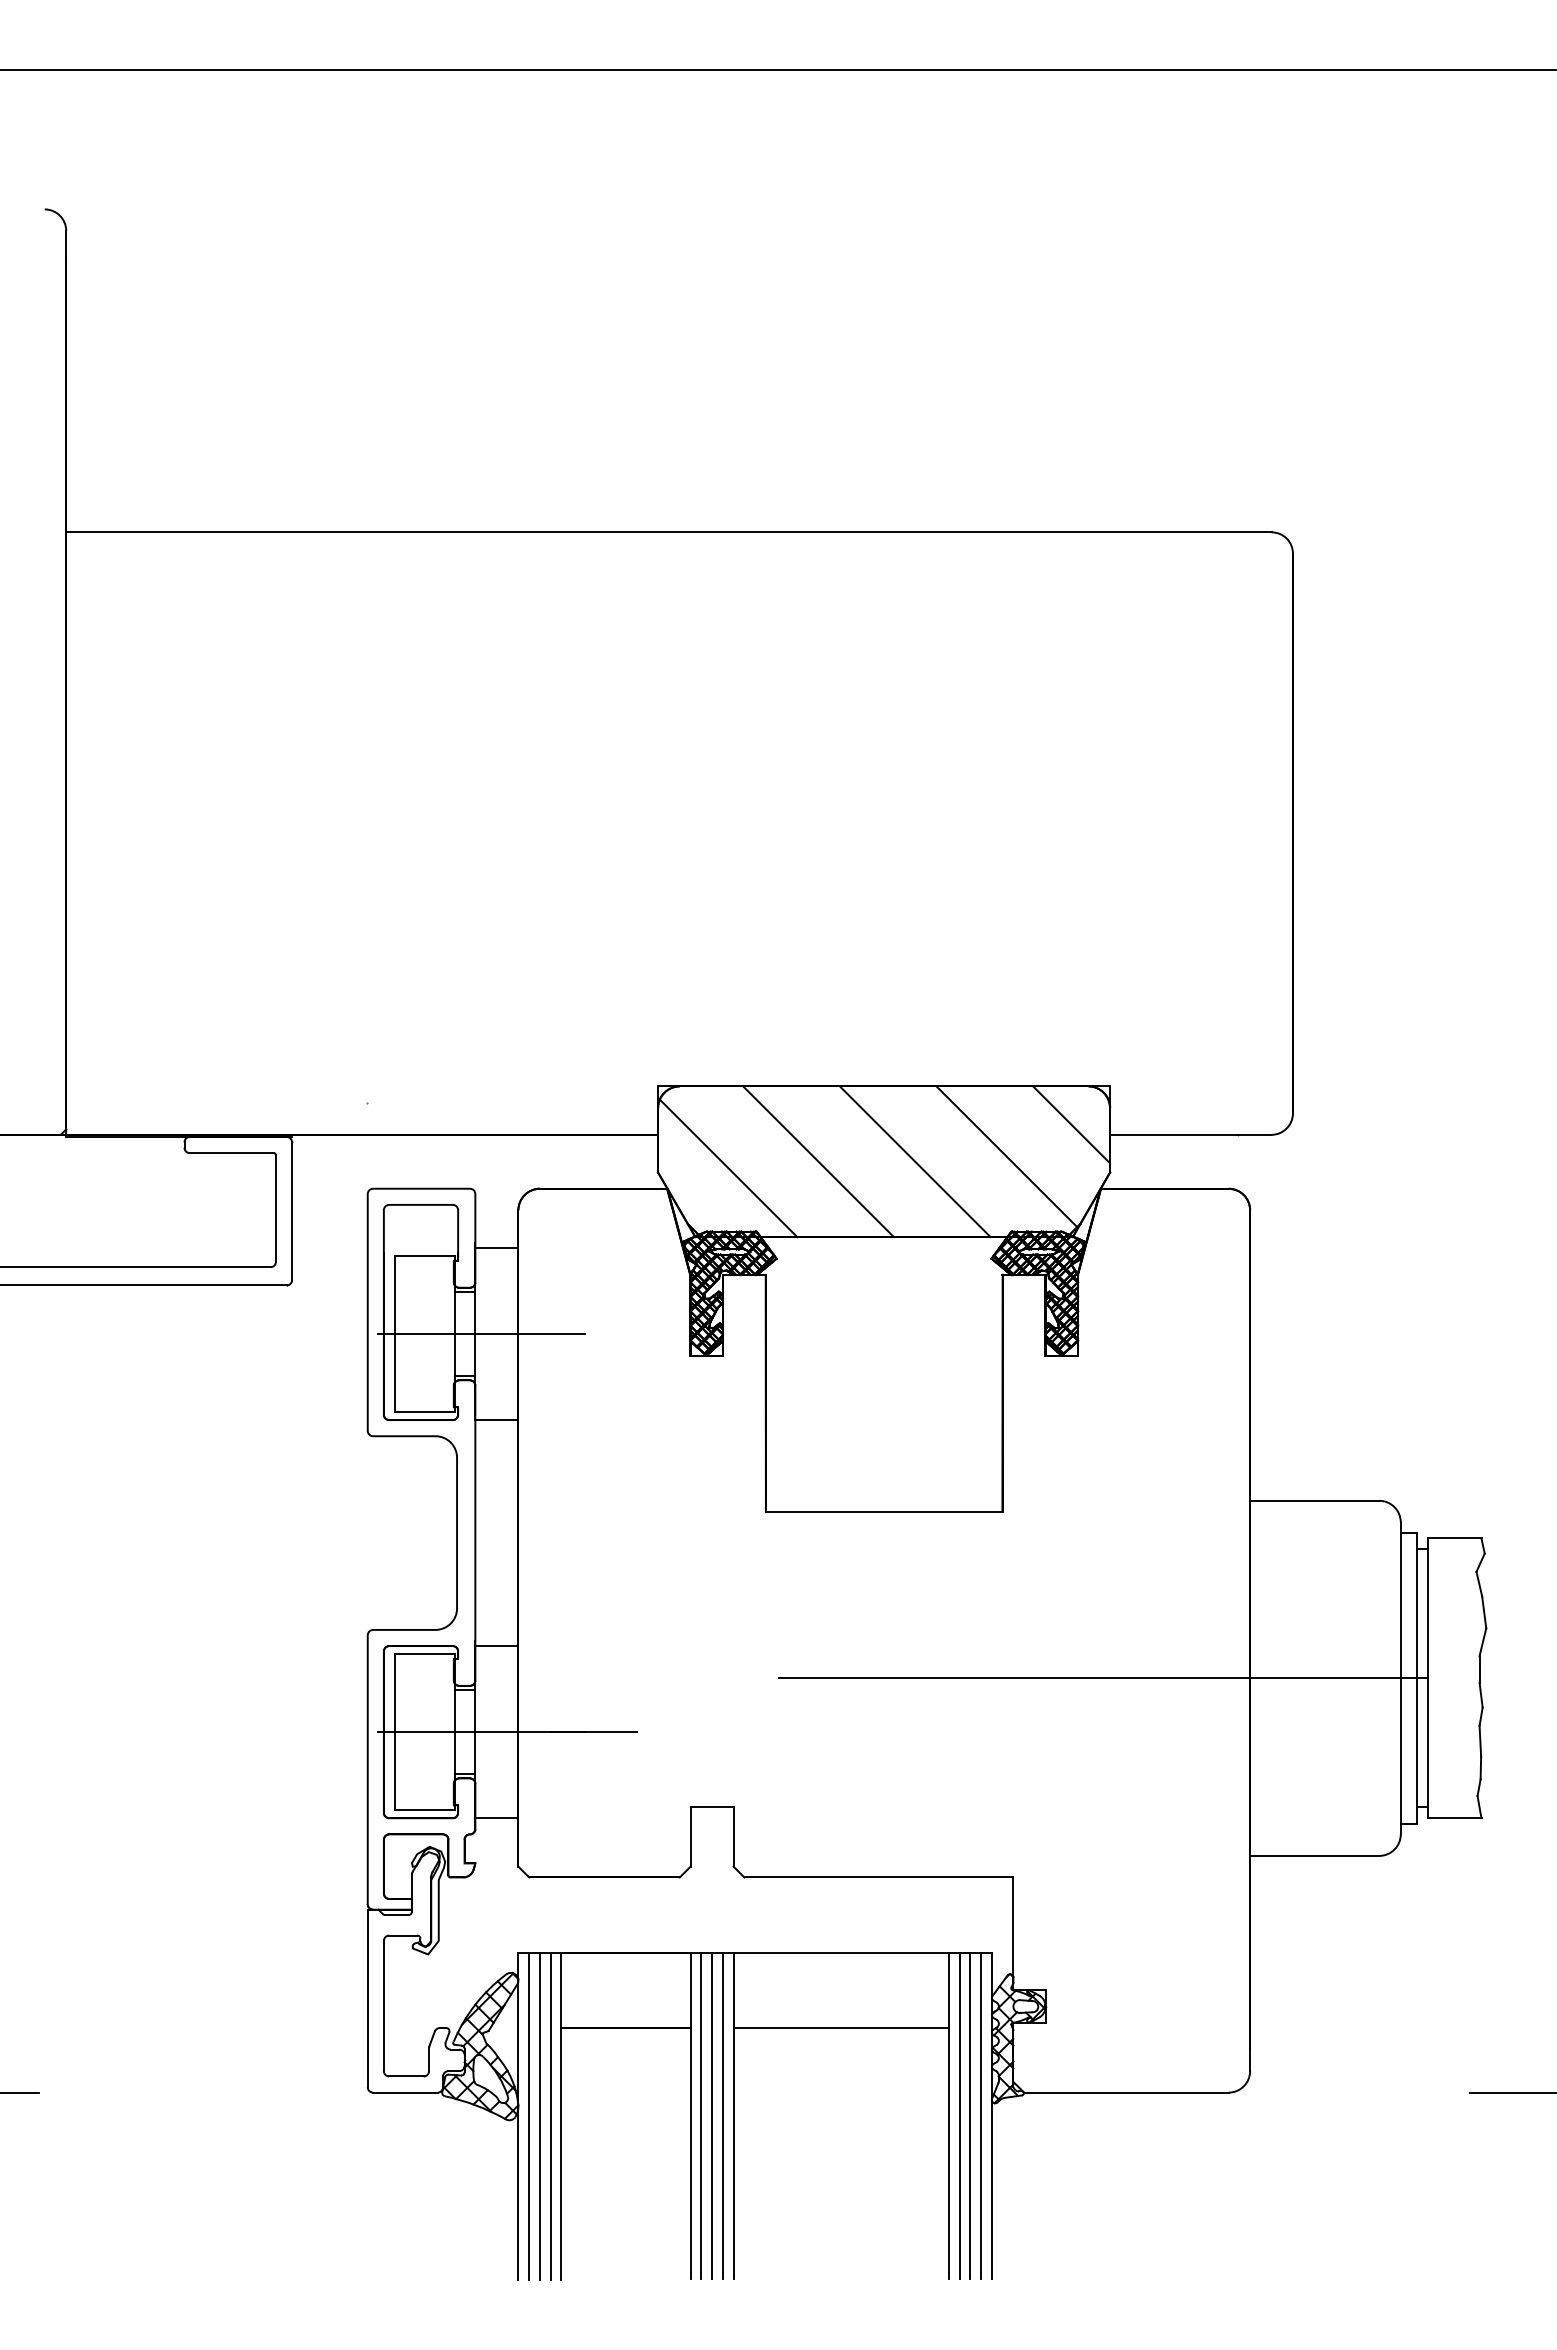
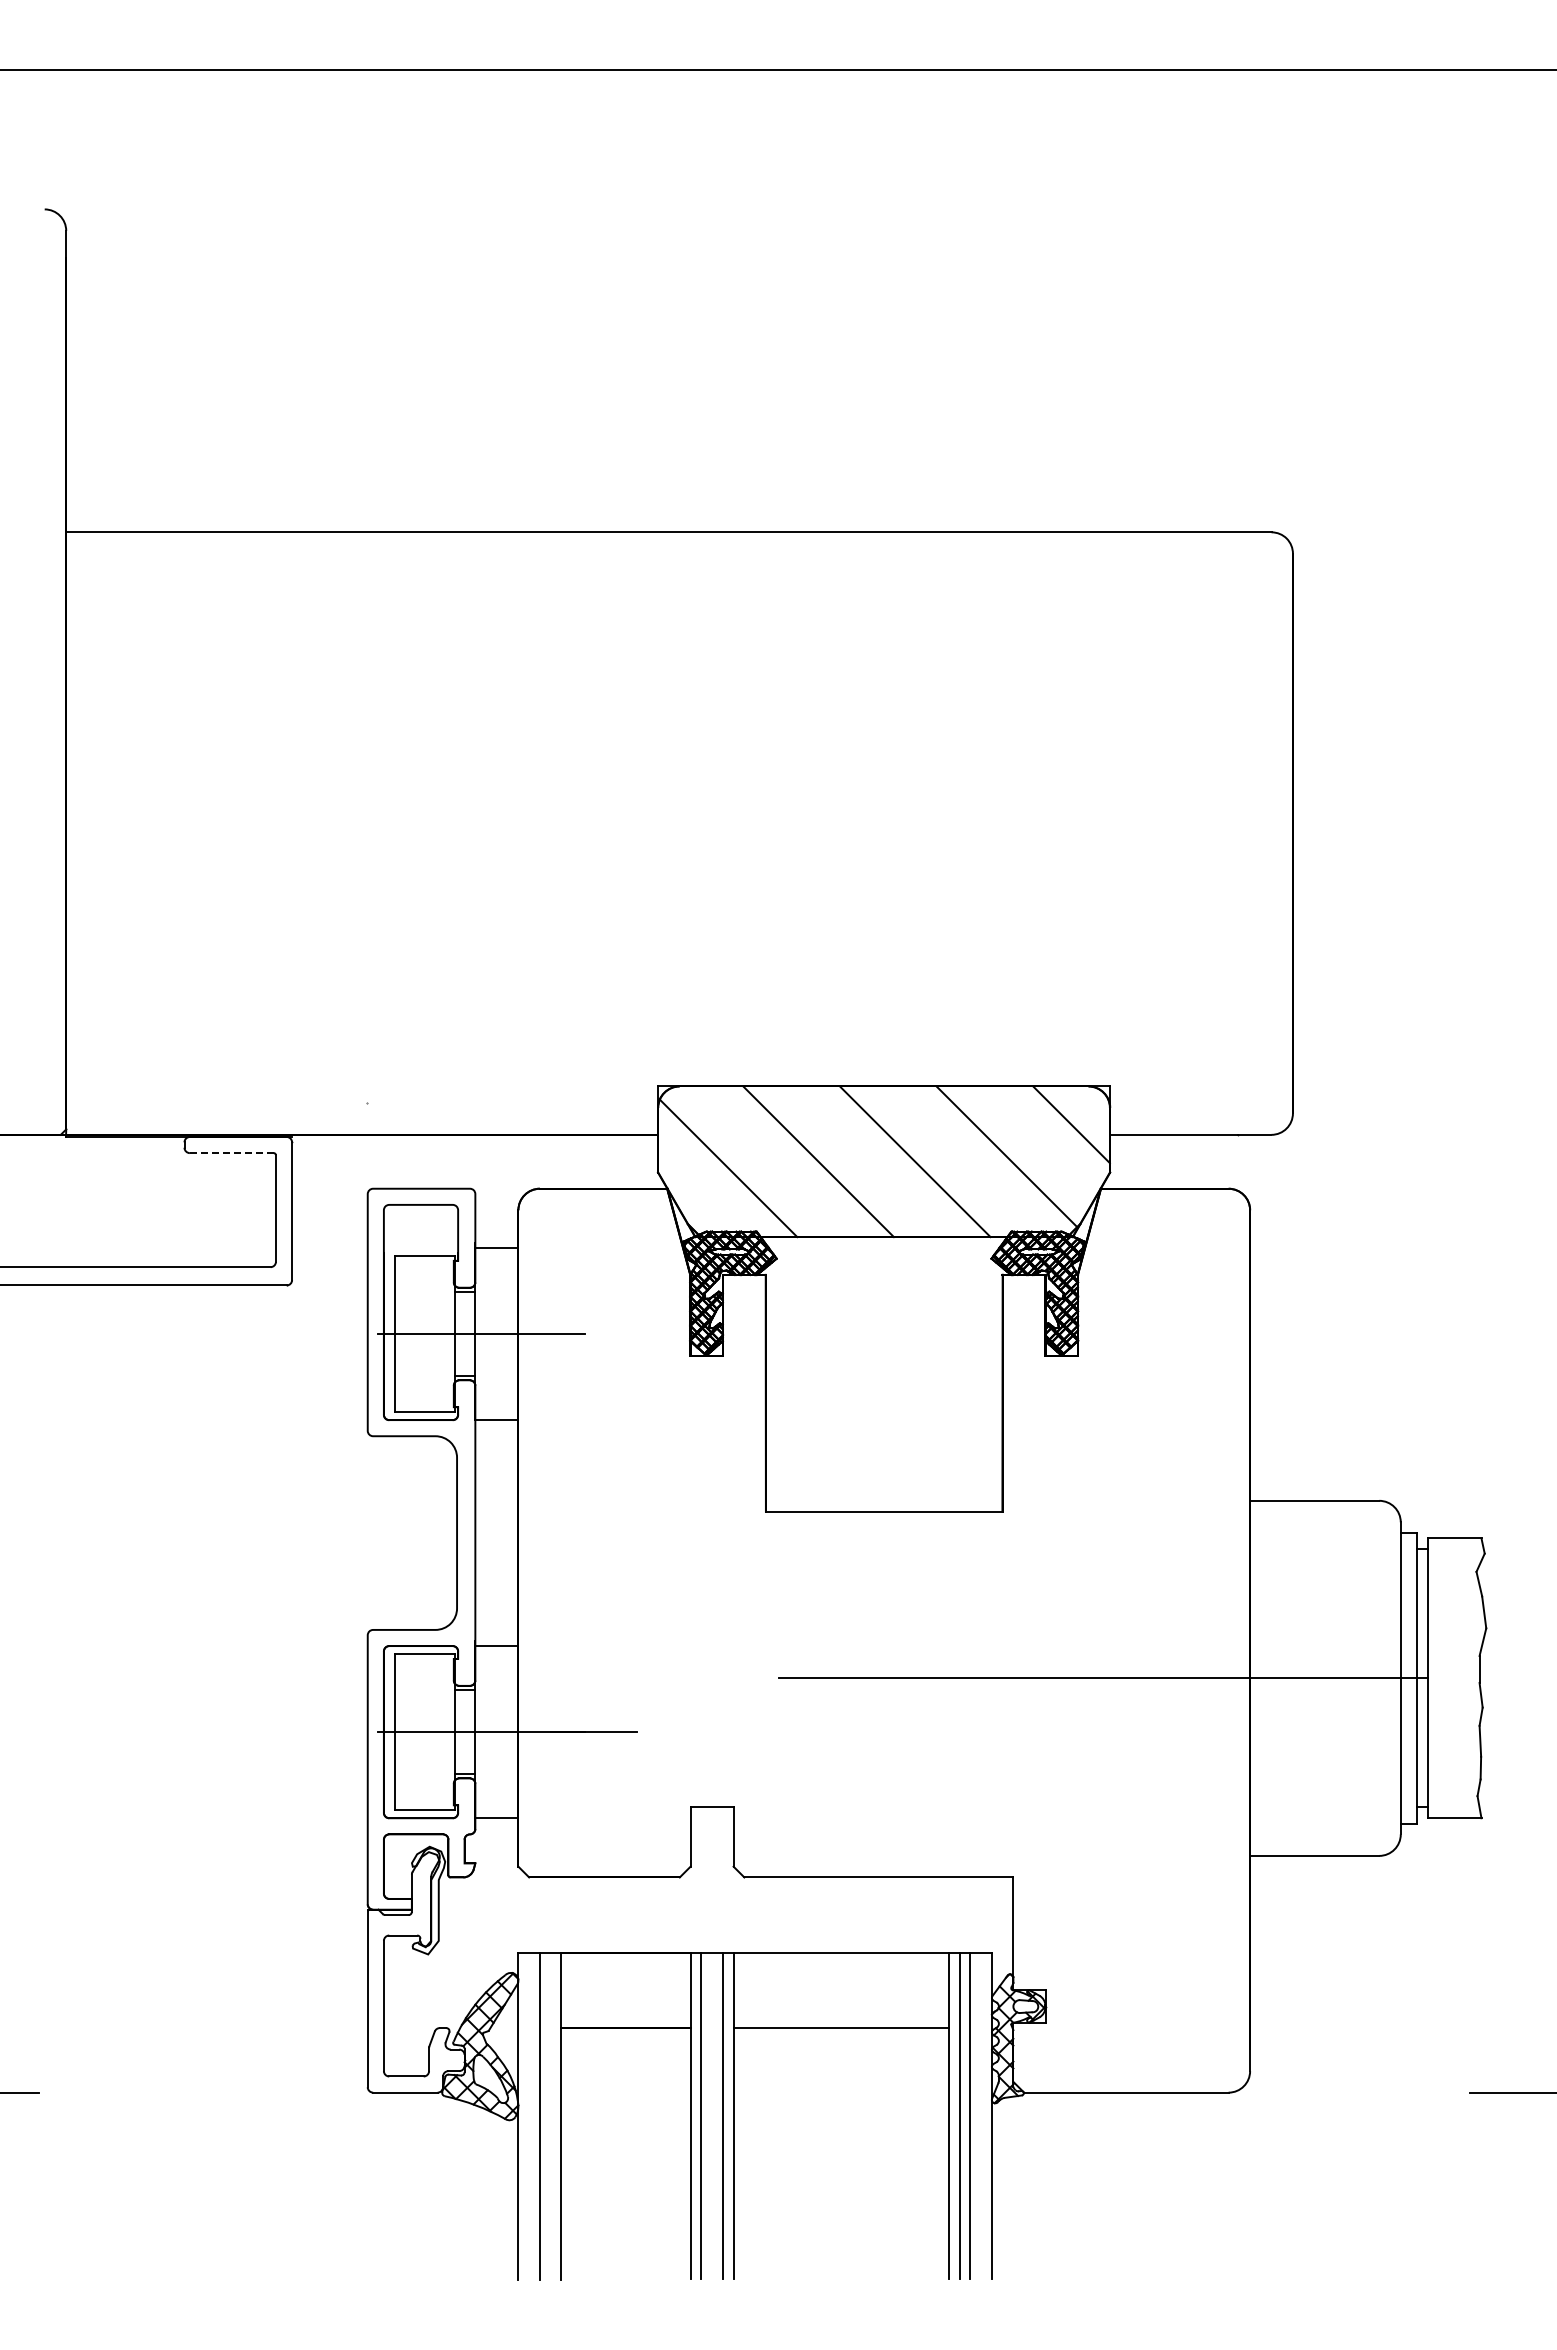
line: solid -> dashed (231, 1153)
line: present -> none (529, 2115)
line: present -> none (550, 2115)
line: present -> none (712, 2115)
line: present -> none (981, 2115)
